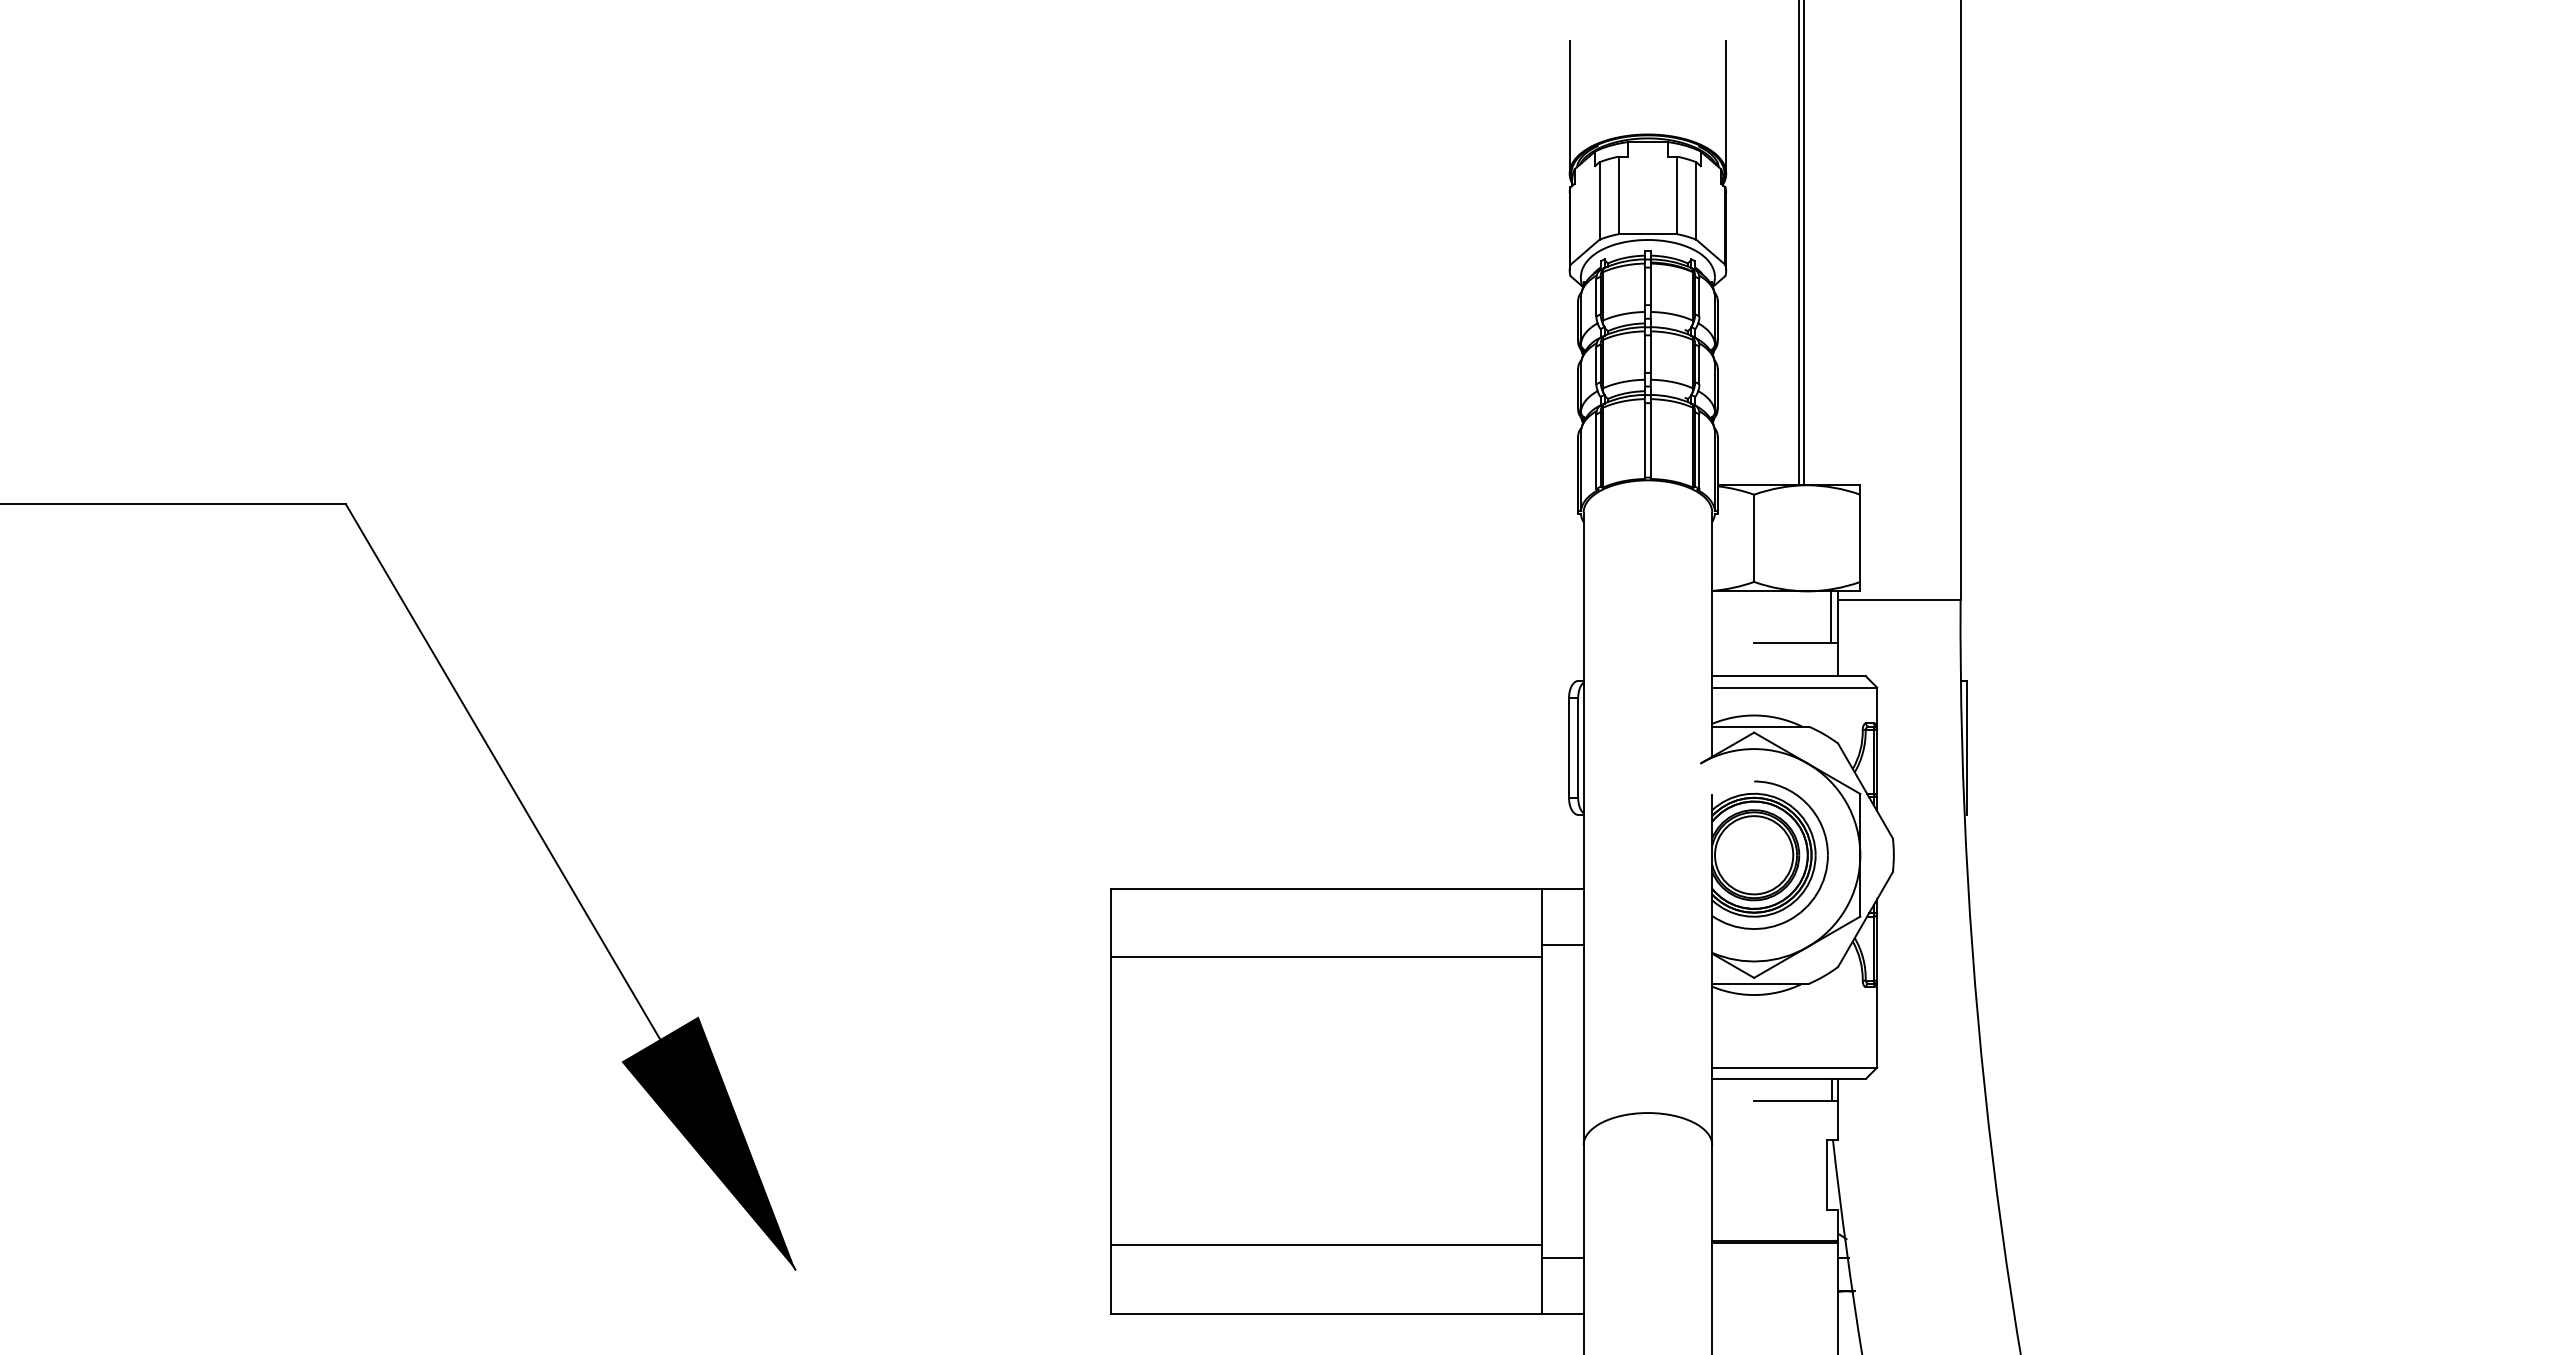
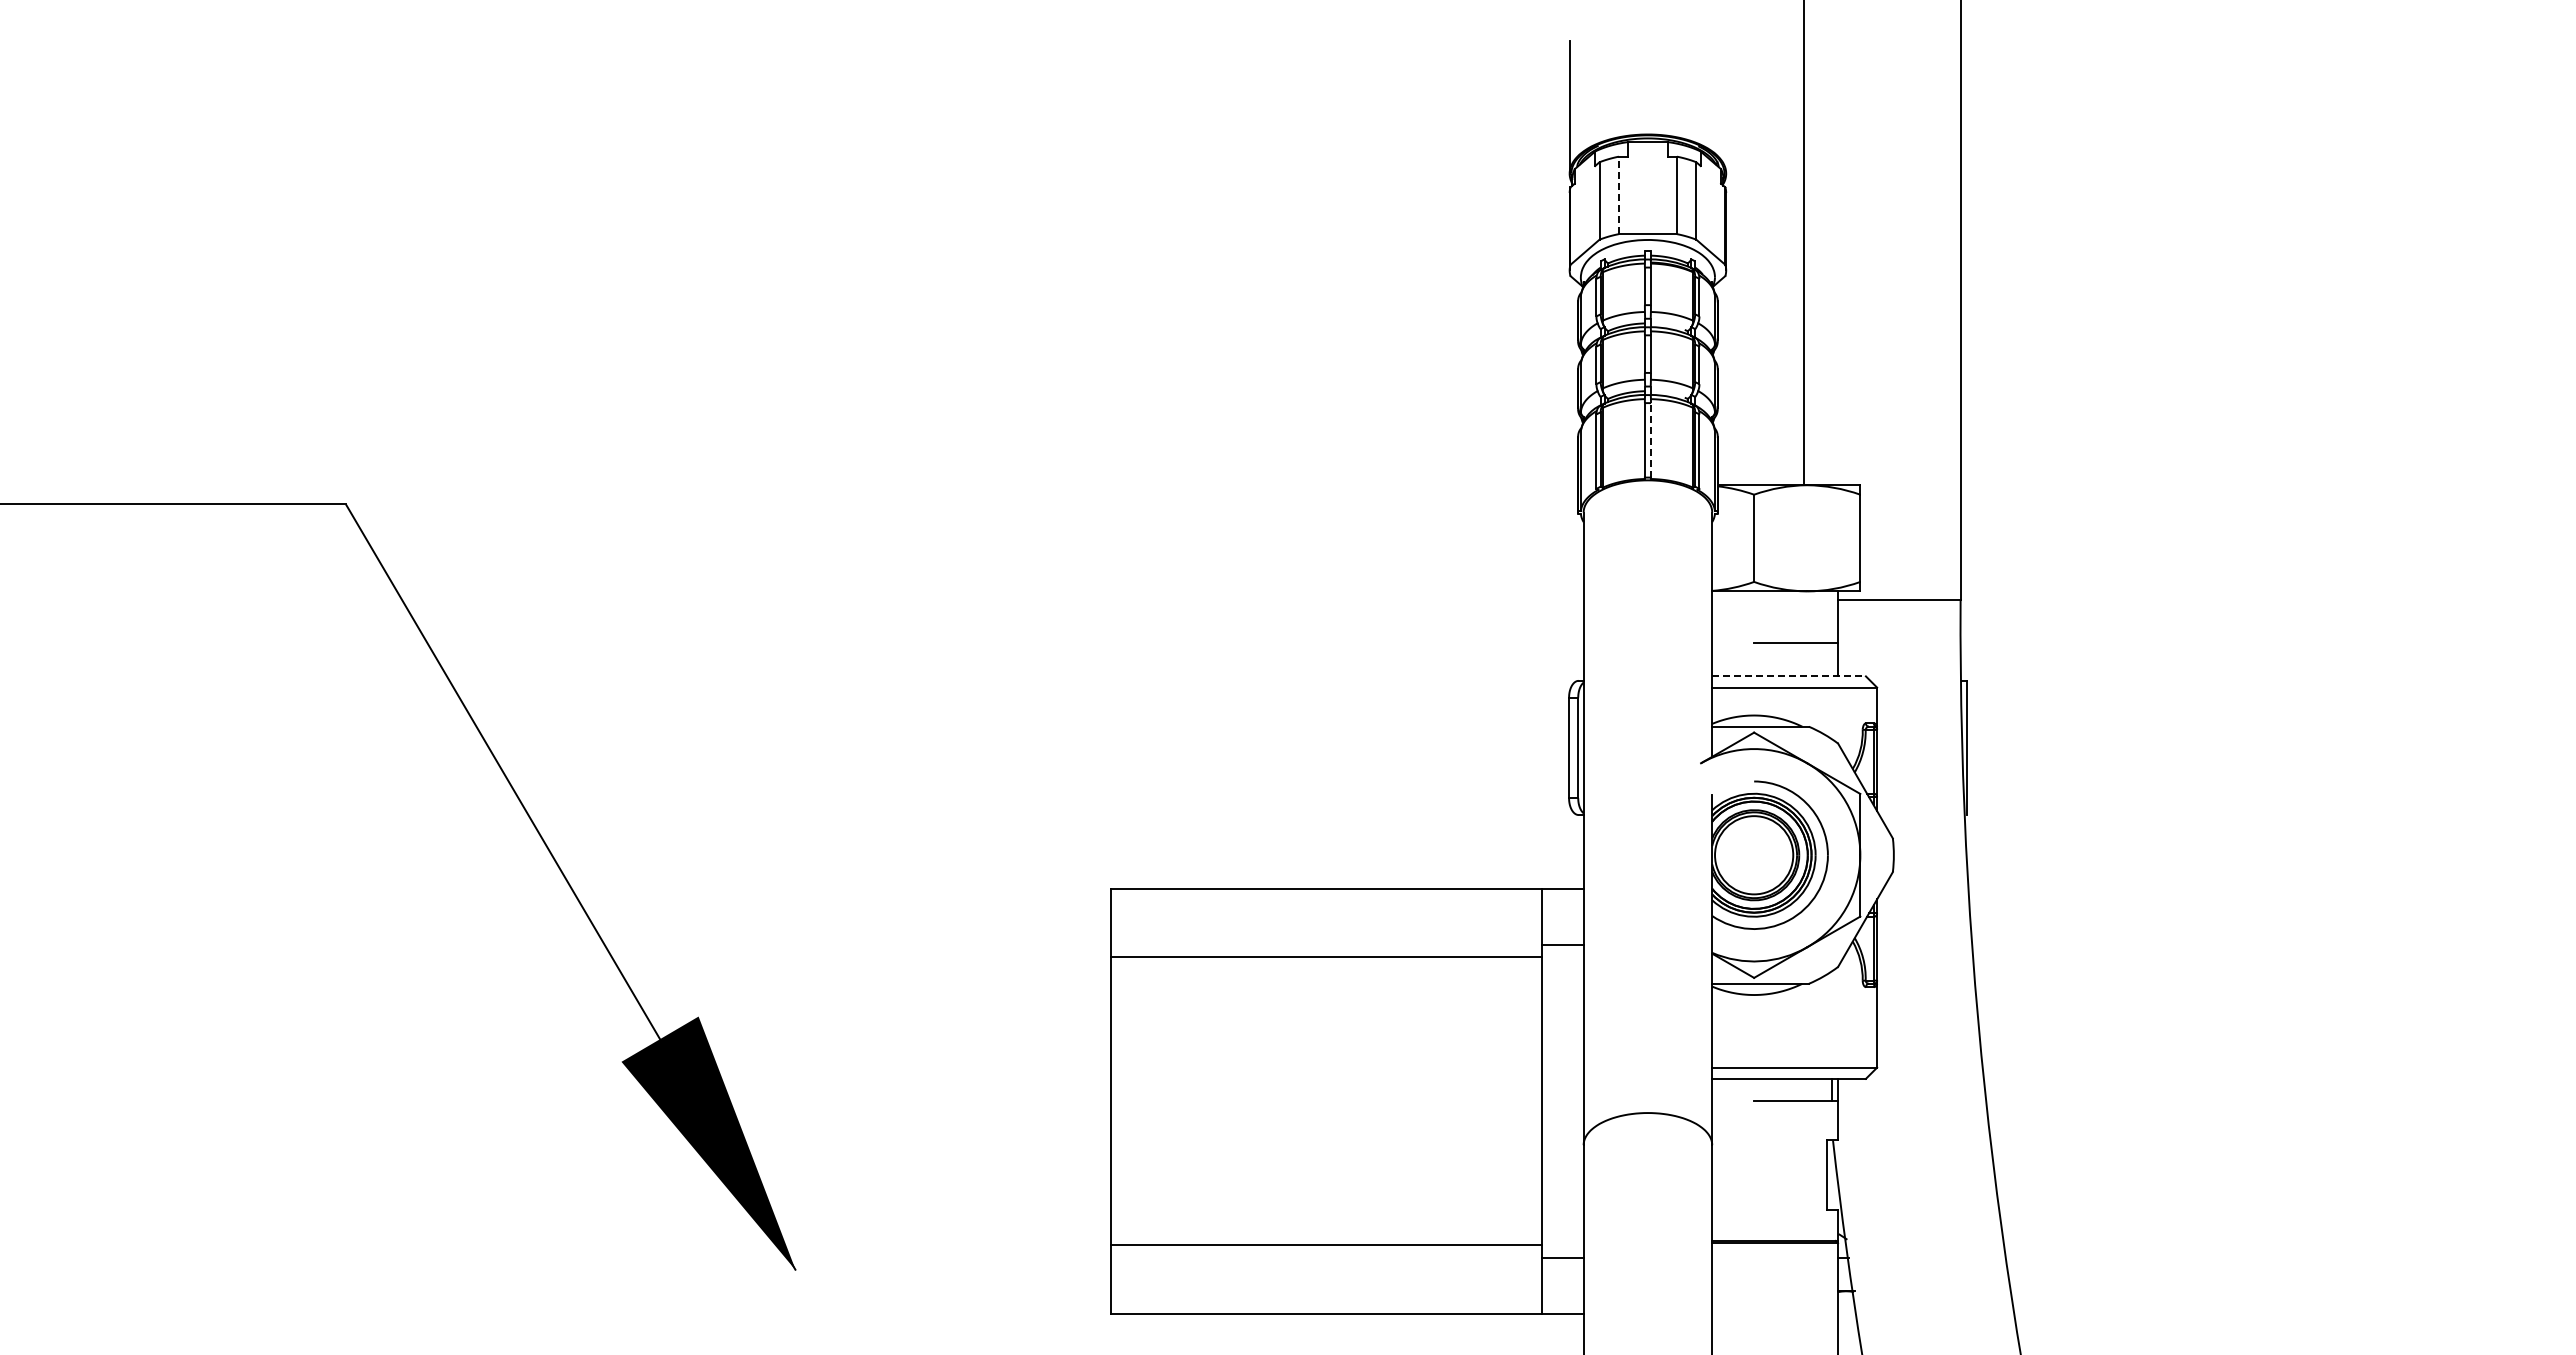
line: present -> none (1726, 106)
line: solid -> dashed (1618, 195)
line: present -> none (1798, 243)
line: solid -> dashed (1650, 439)
line: present -> none (1830, 616)
line: solid -> dashed (1789, 676)
